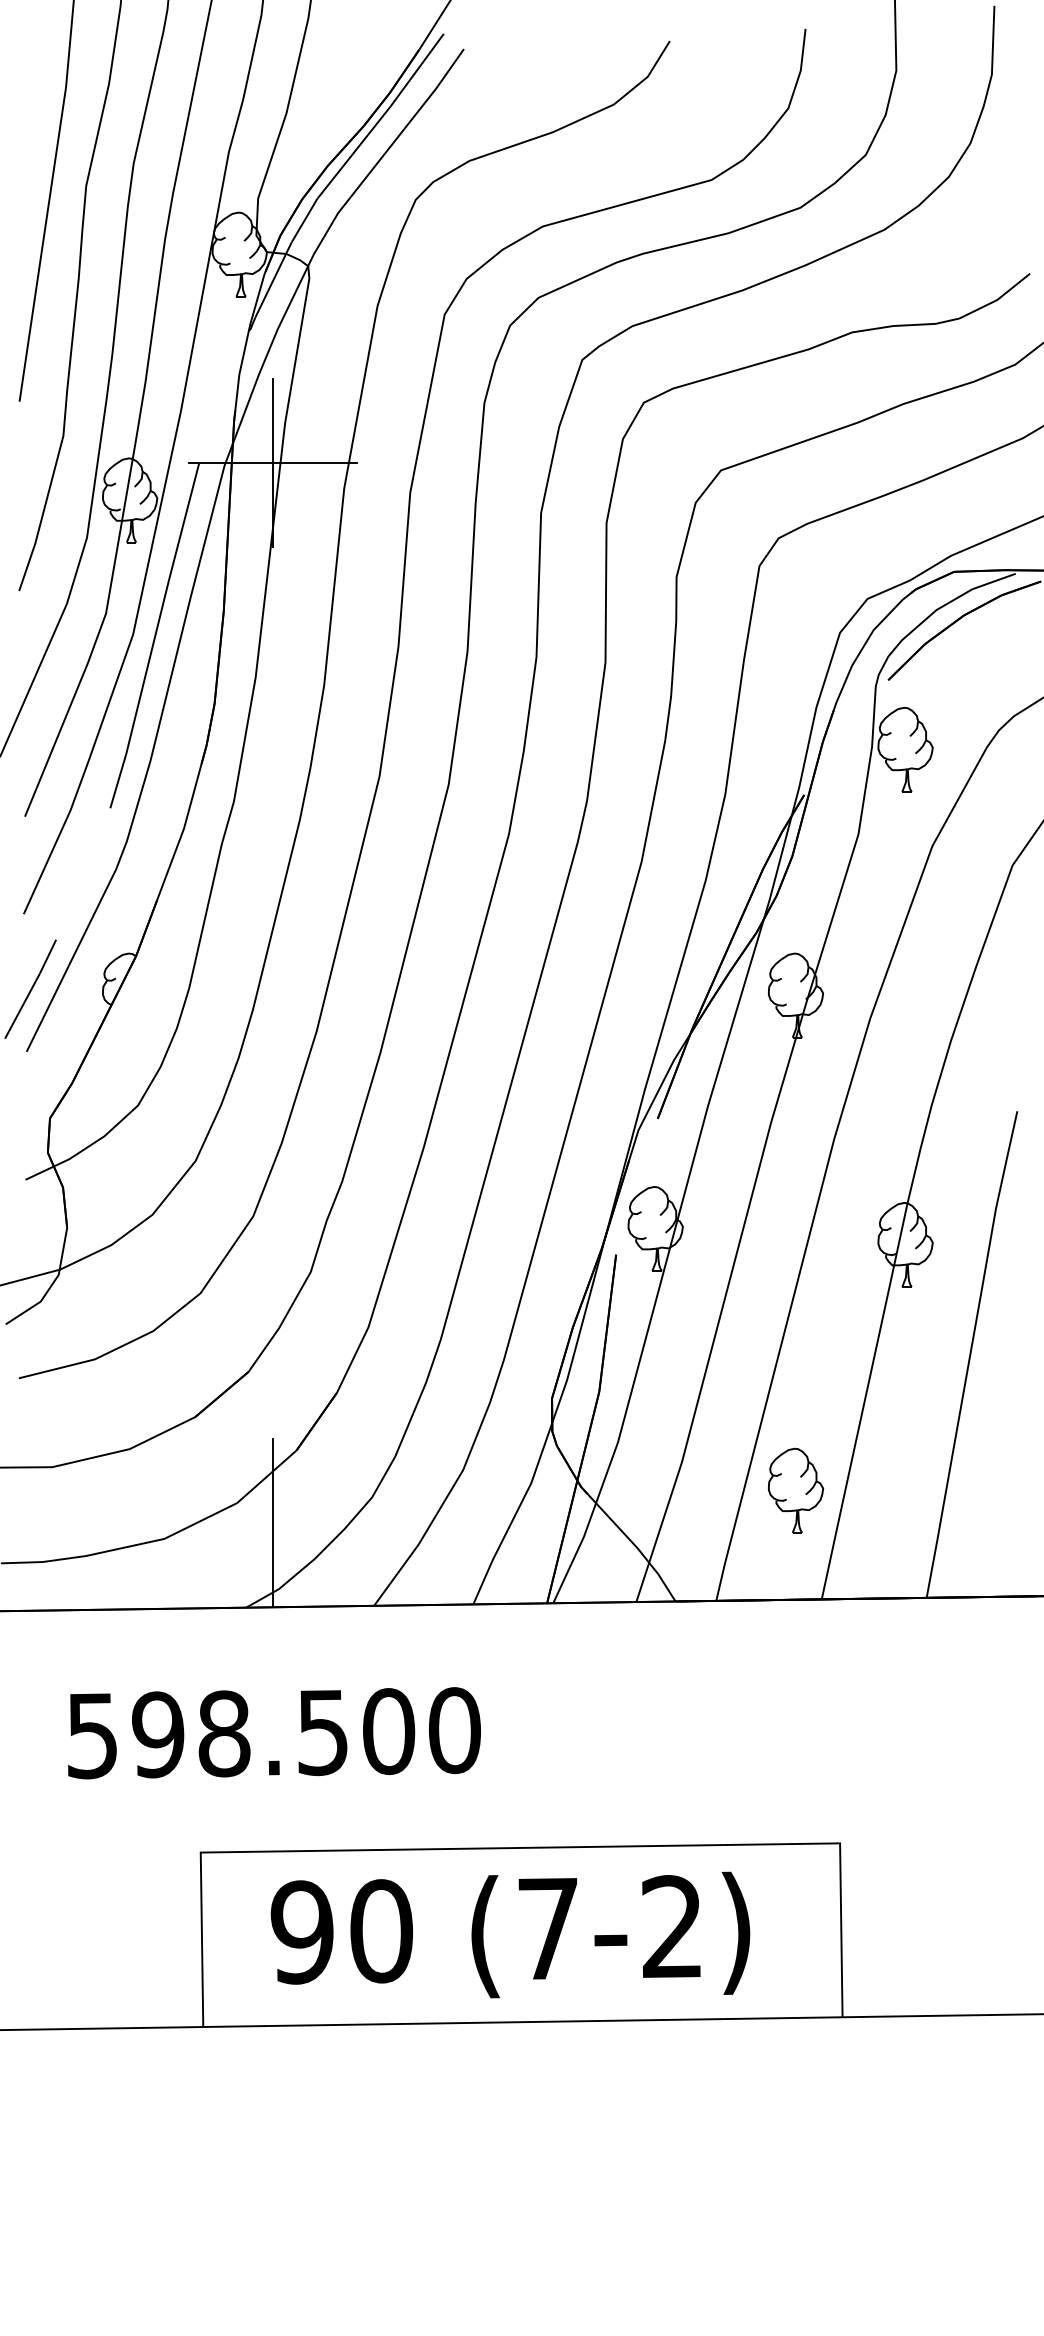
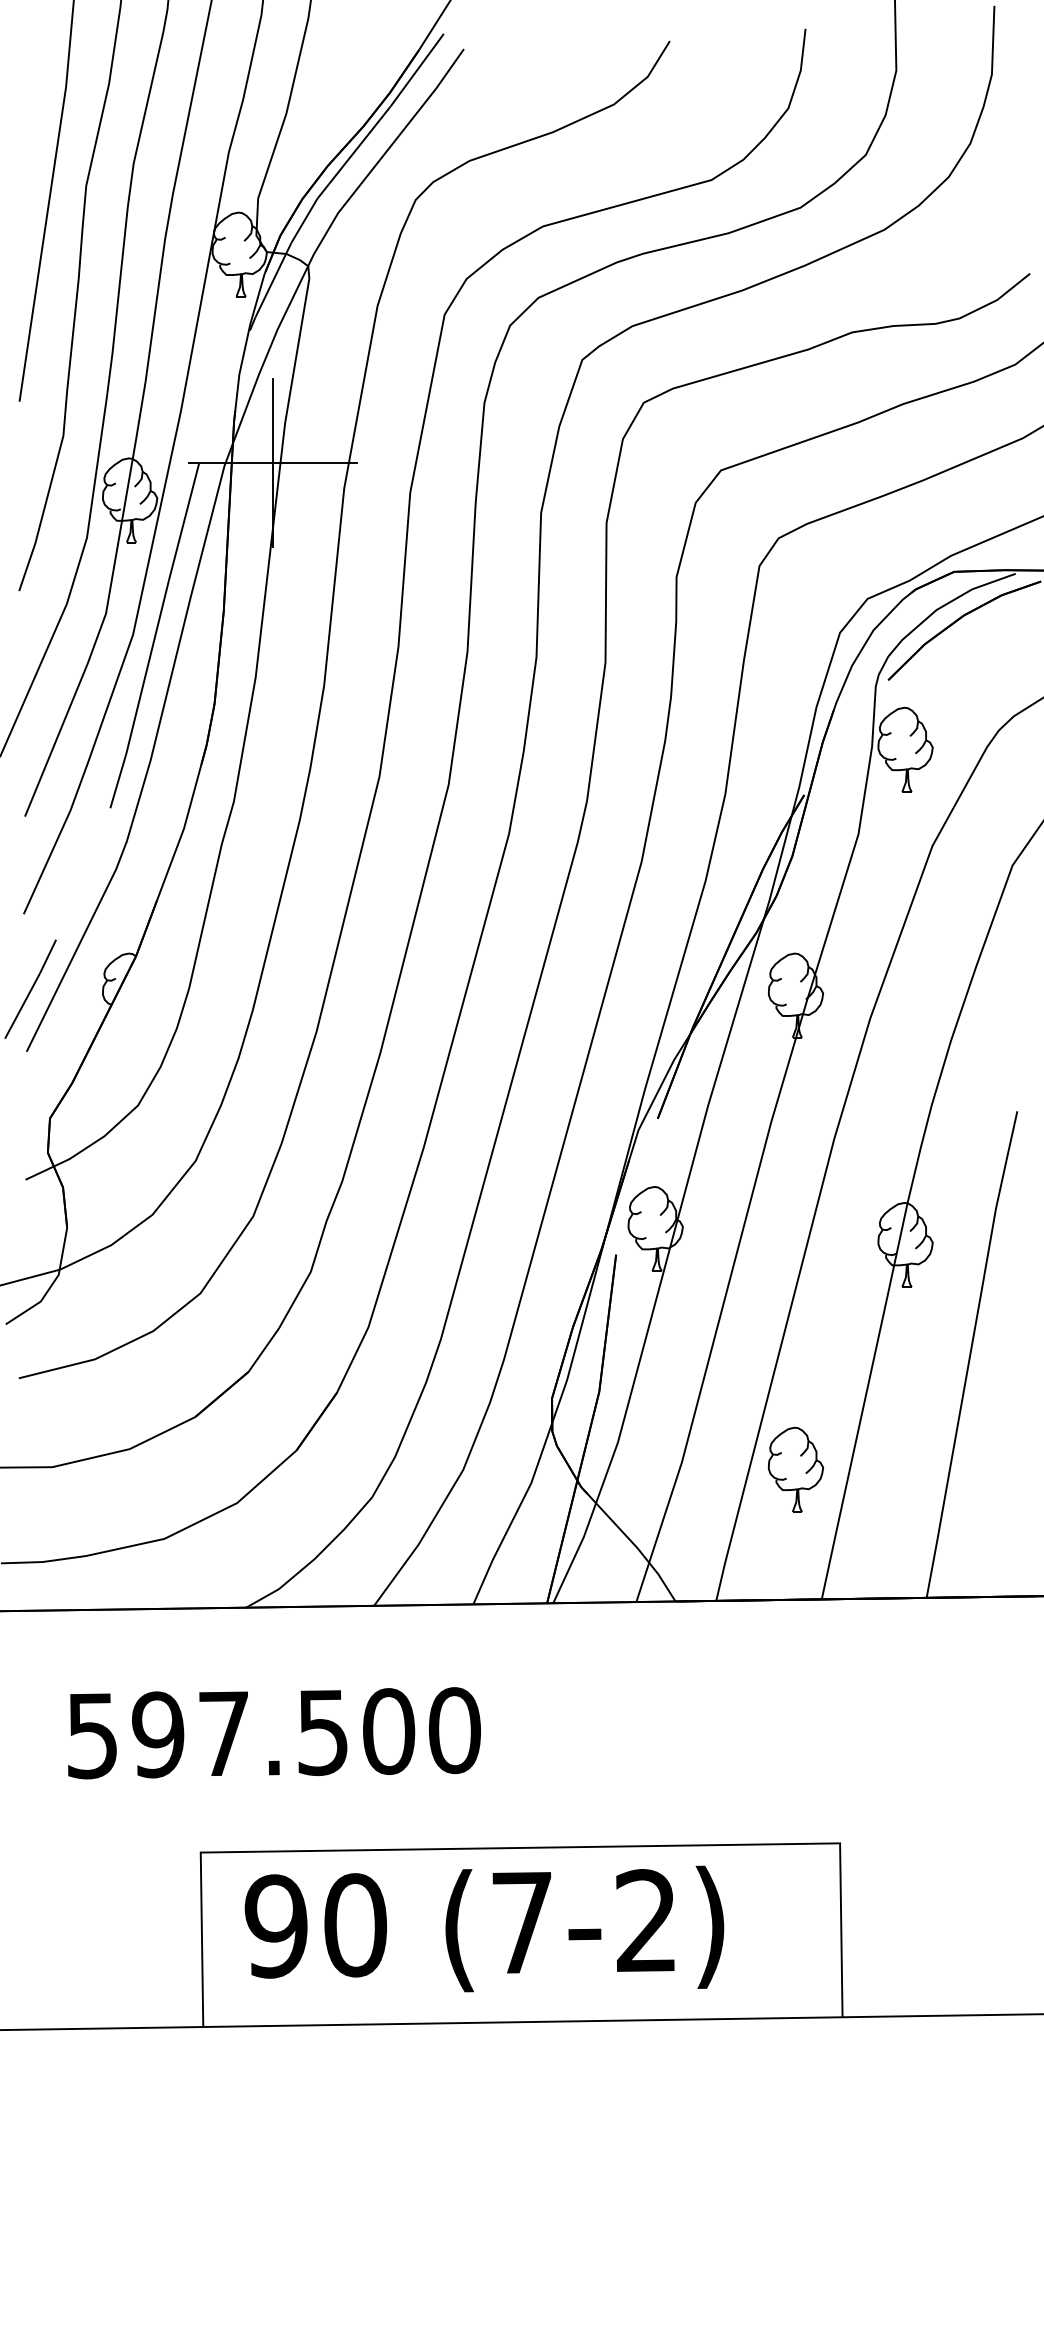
part position: (796, 1490) -> (796, 1469) (796, 1469)
line: present -> none (273, 1523)
text: 598.500 -> 597.500 (224, 1733)
text position: (510, 1934) -> (484, 1928) (484, 1928)
